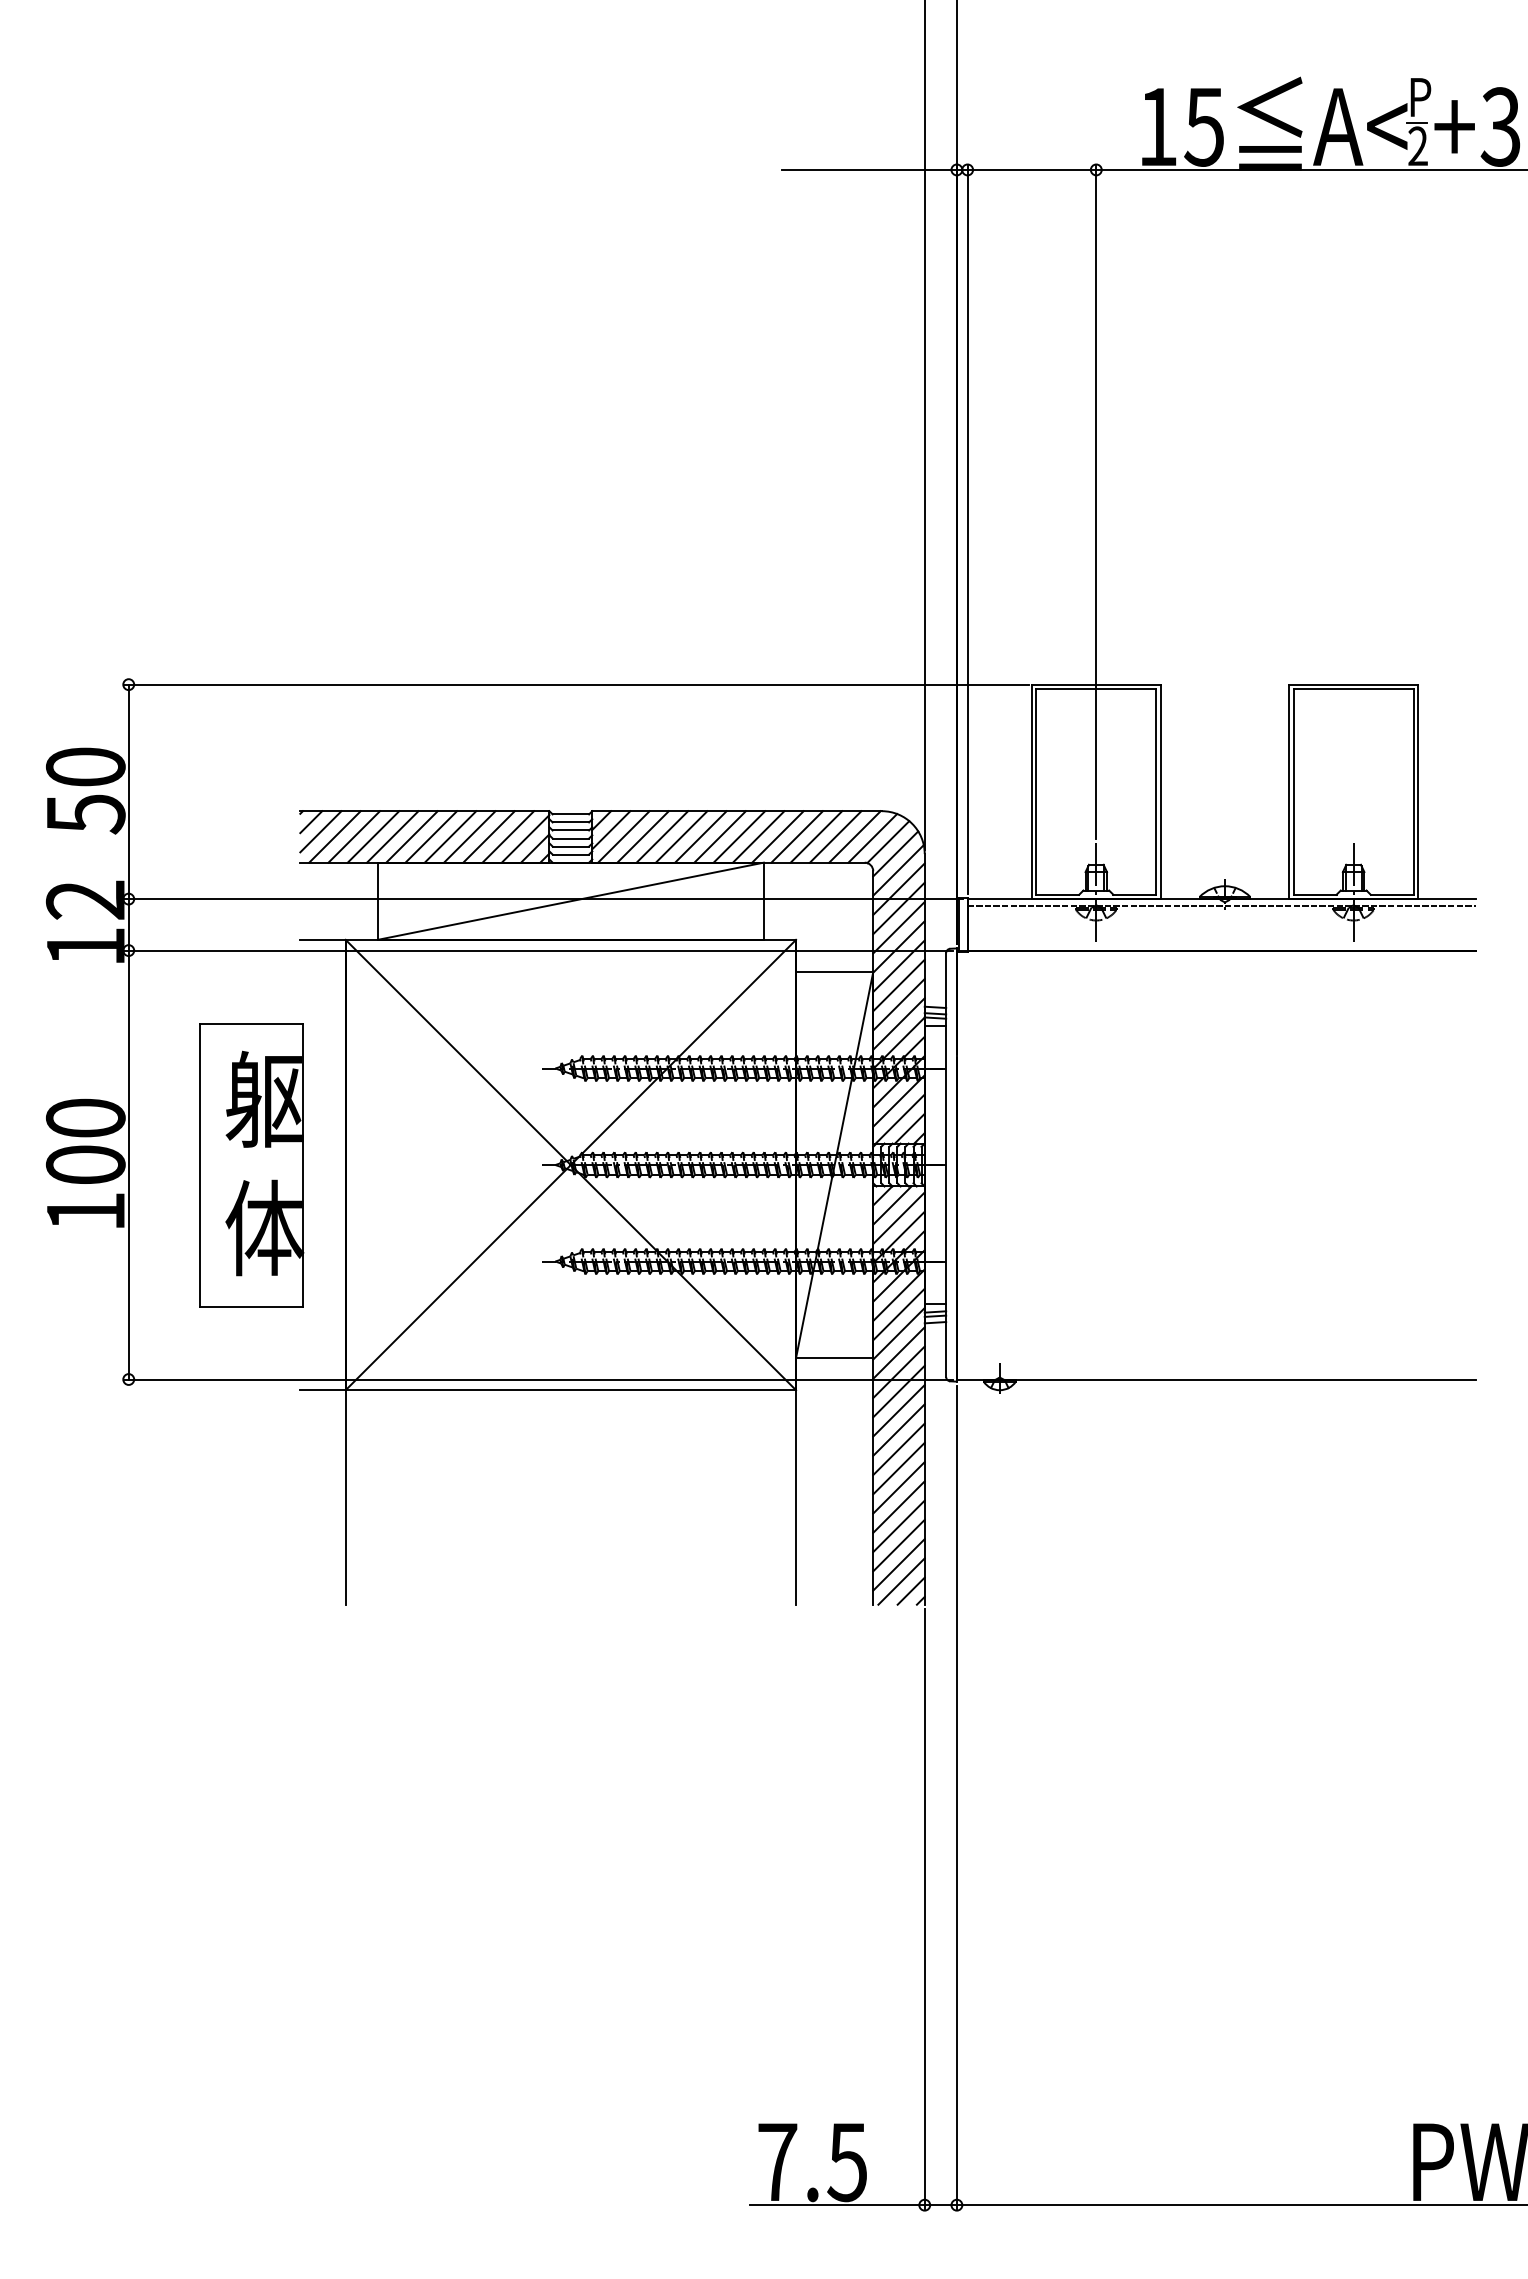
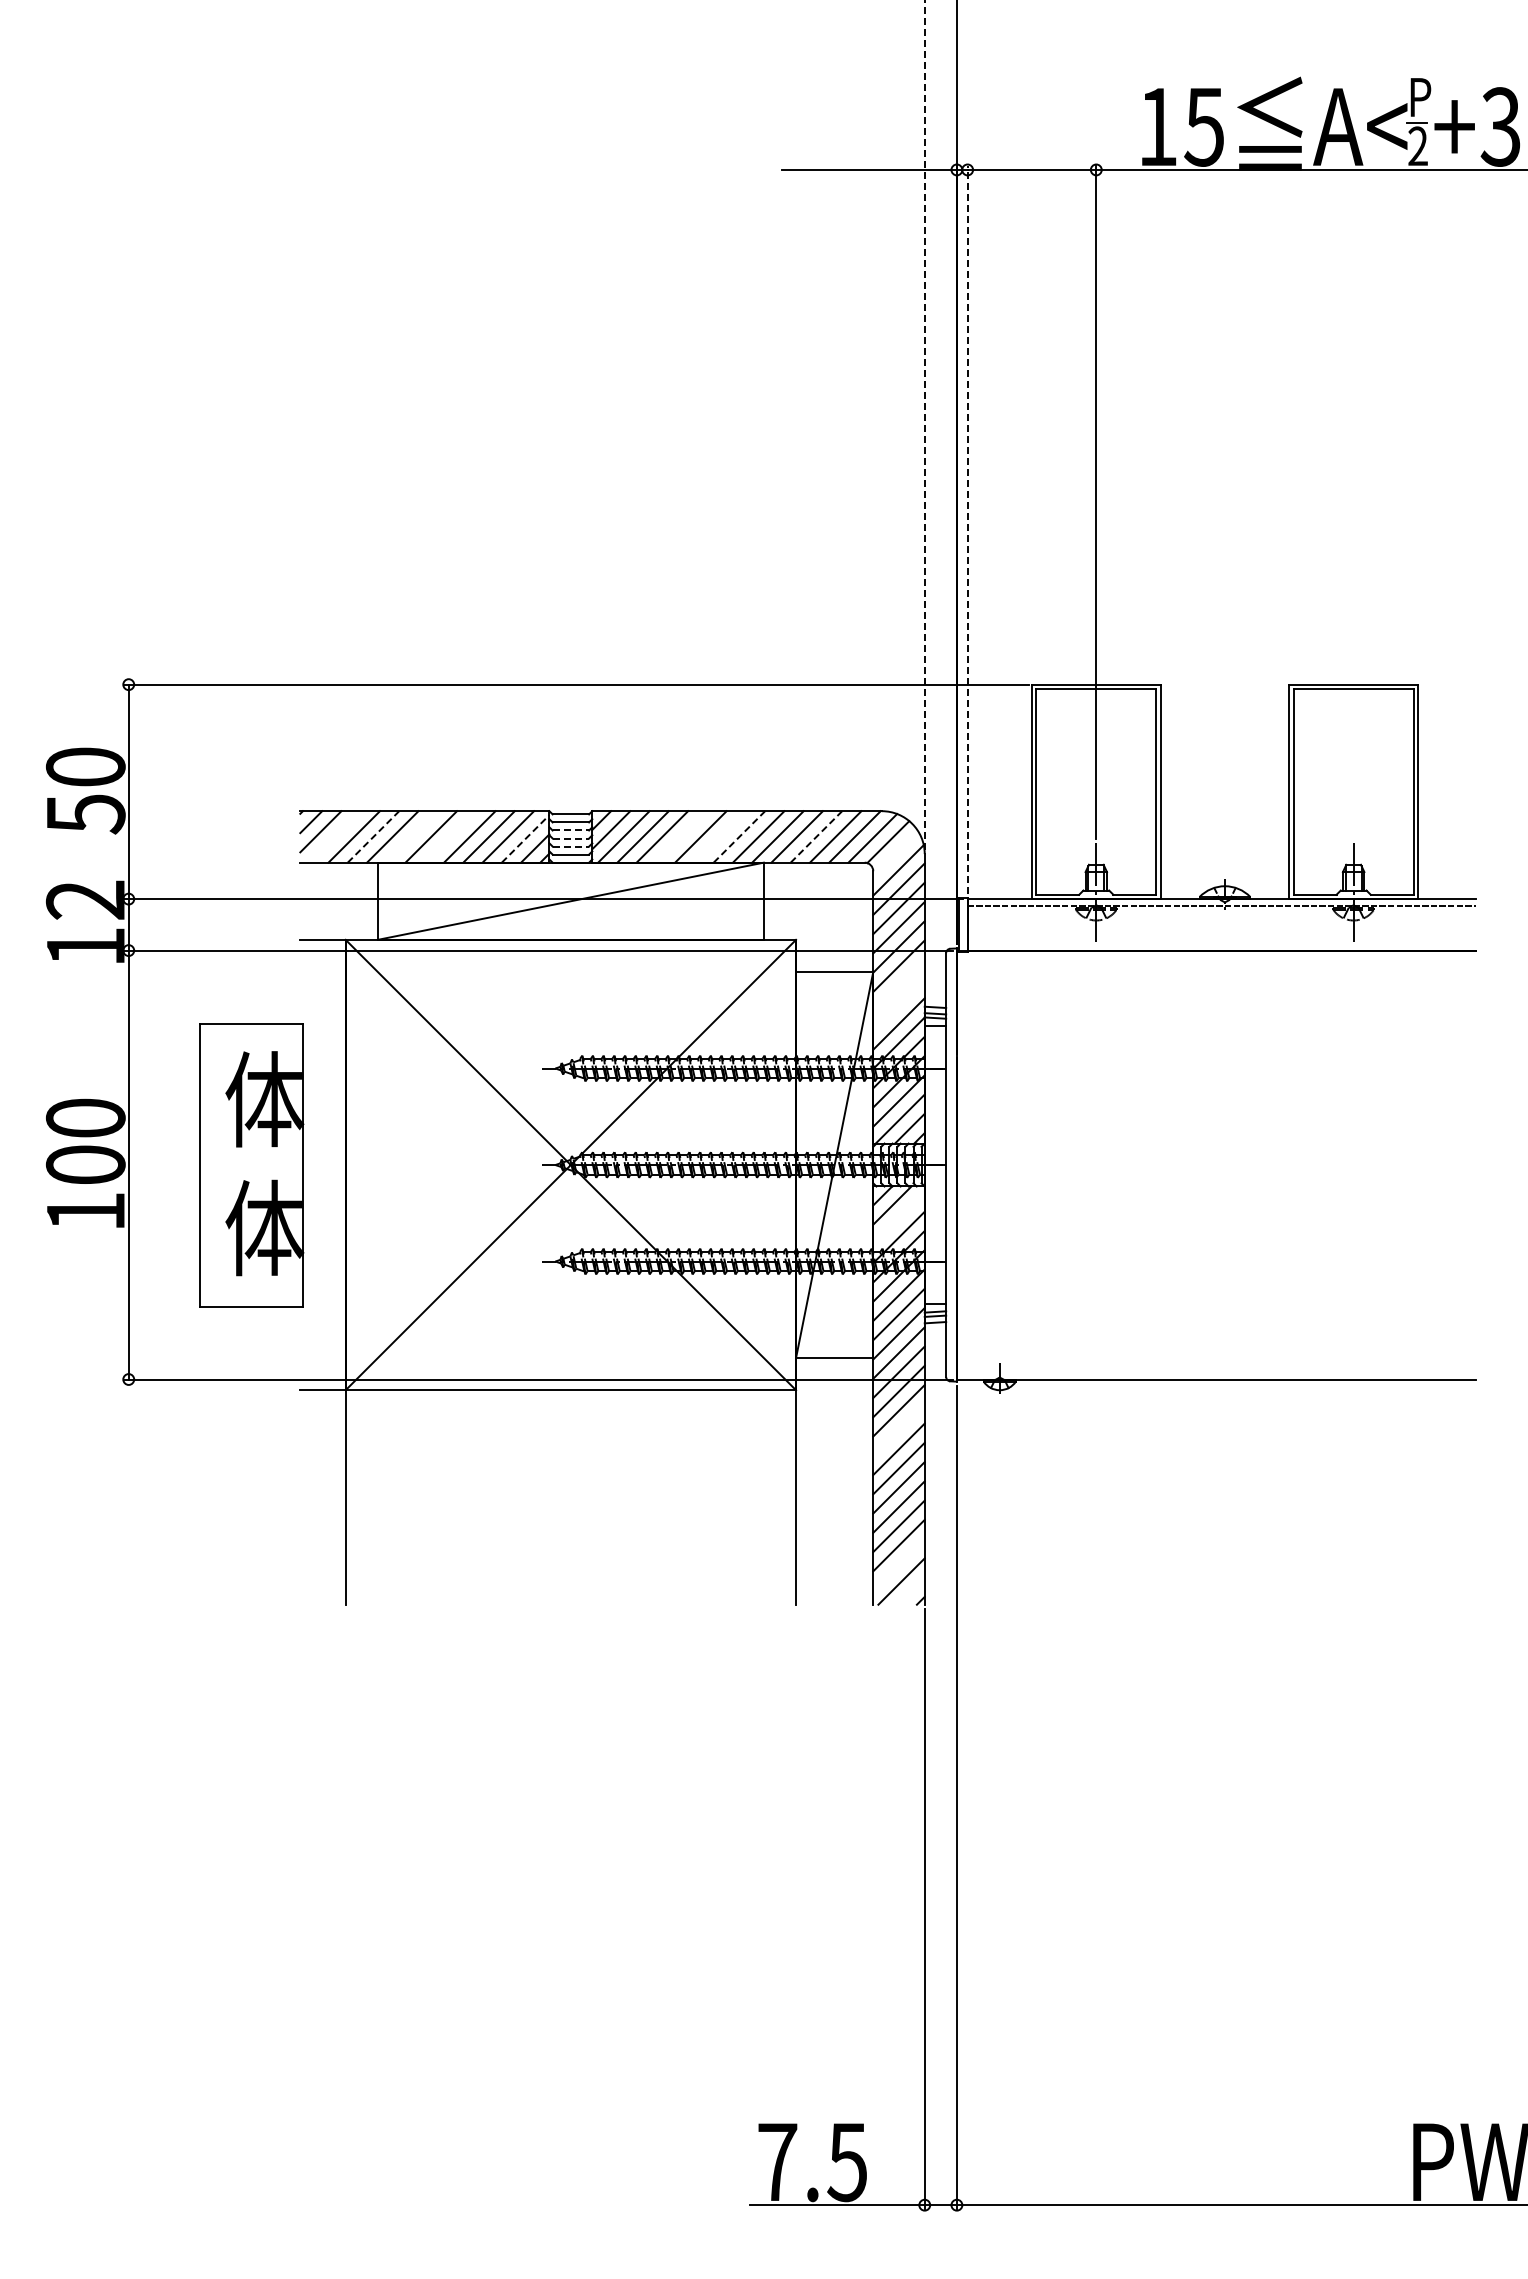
line: solid -> dashed (924, 424)
line: solid -> dashed (967, 529)
line: solid -> dashed (571, 830)
line: present -> none (334, 836)
line: solid -> dashed (373, 836)
line: present -> none (411, 836)
line: present -> none (450, 836)
line: present -> none (681, 836)
line: present -> none (719, 836)
line: solid -> dashed (739, 836)
line: solid -> dashed (816, 836)
line: solid -> dashed (525, 838)
line: solid -> dashed (571, 838)
line: solid -> dashed (571, 846)
line: present -> none (895, 853)
line: present -> none (898, 985)
line: present -> none (898, 1004)
text: 躯 -> 体 (264, 1098)
line: present -> none (898, 1217)
line: present -> none (898, 1429)
line: present -> none (898, 1564)
line: present -> none (910, 1590)
